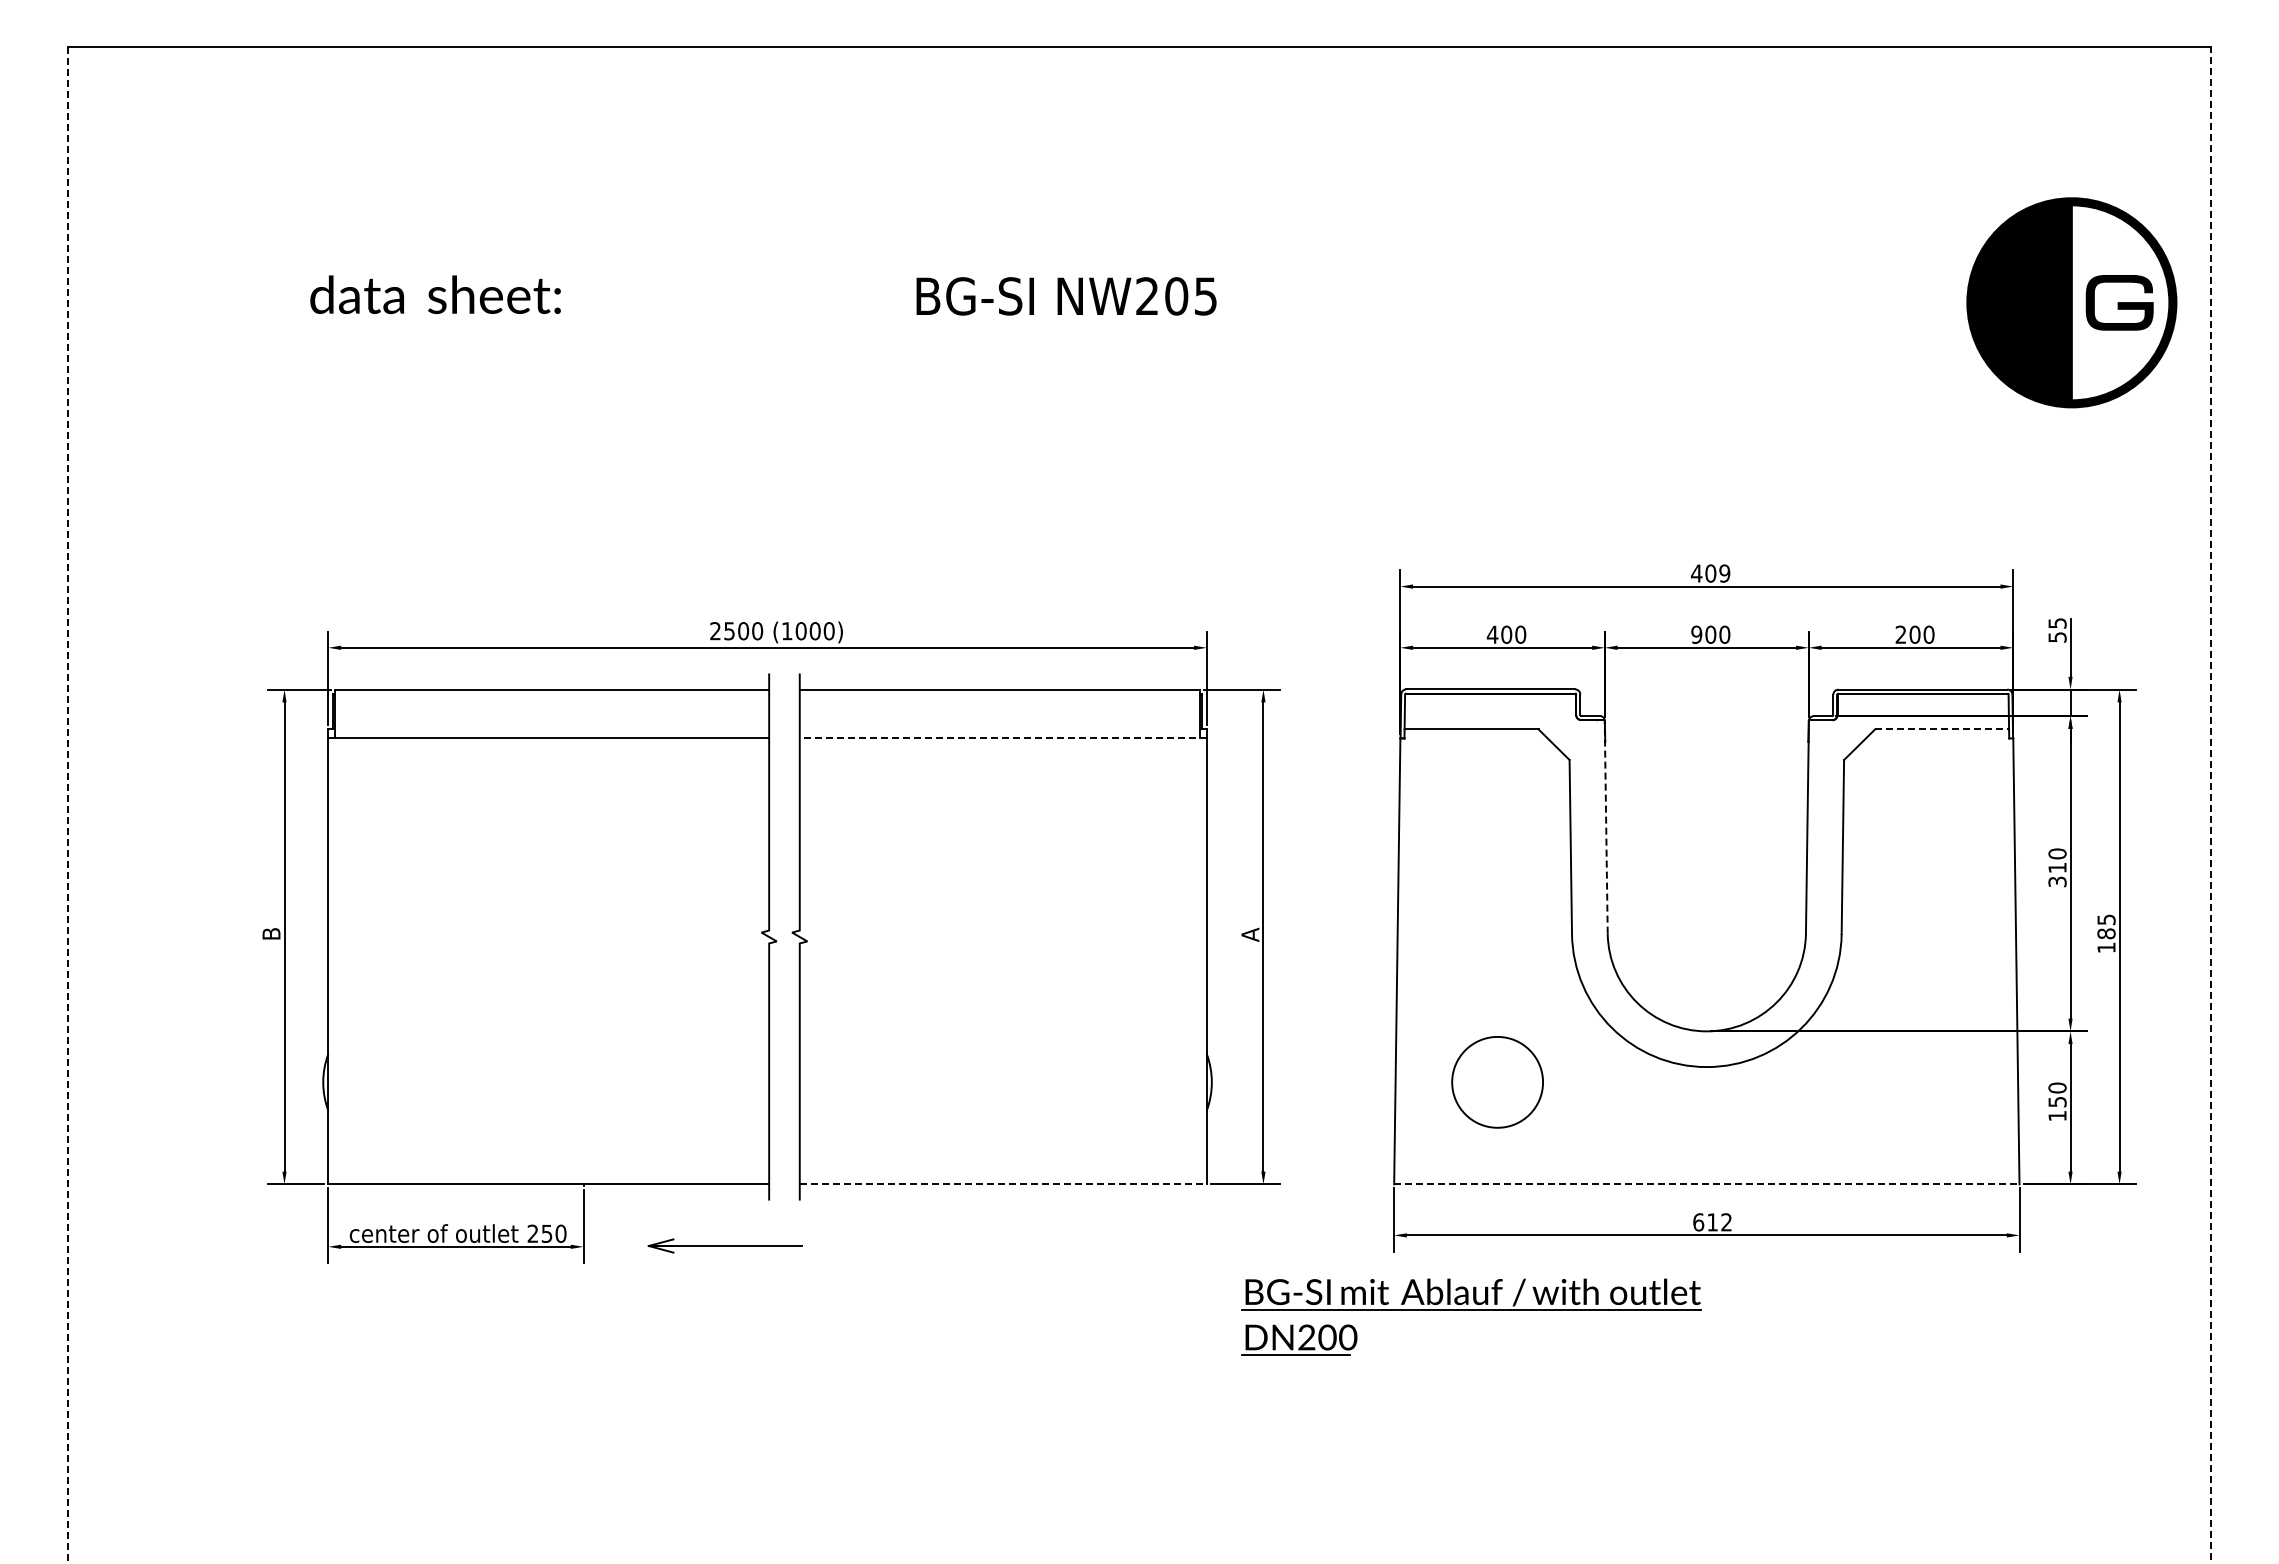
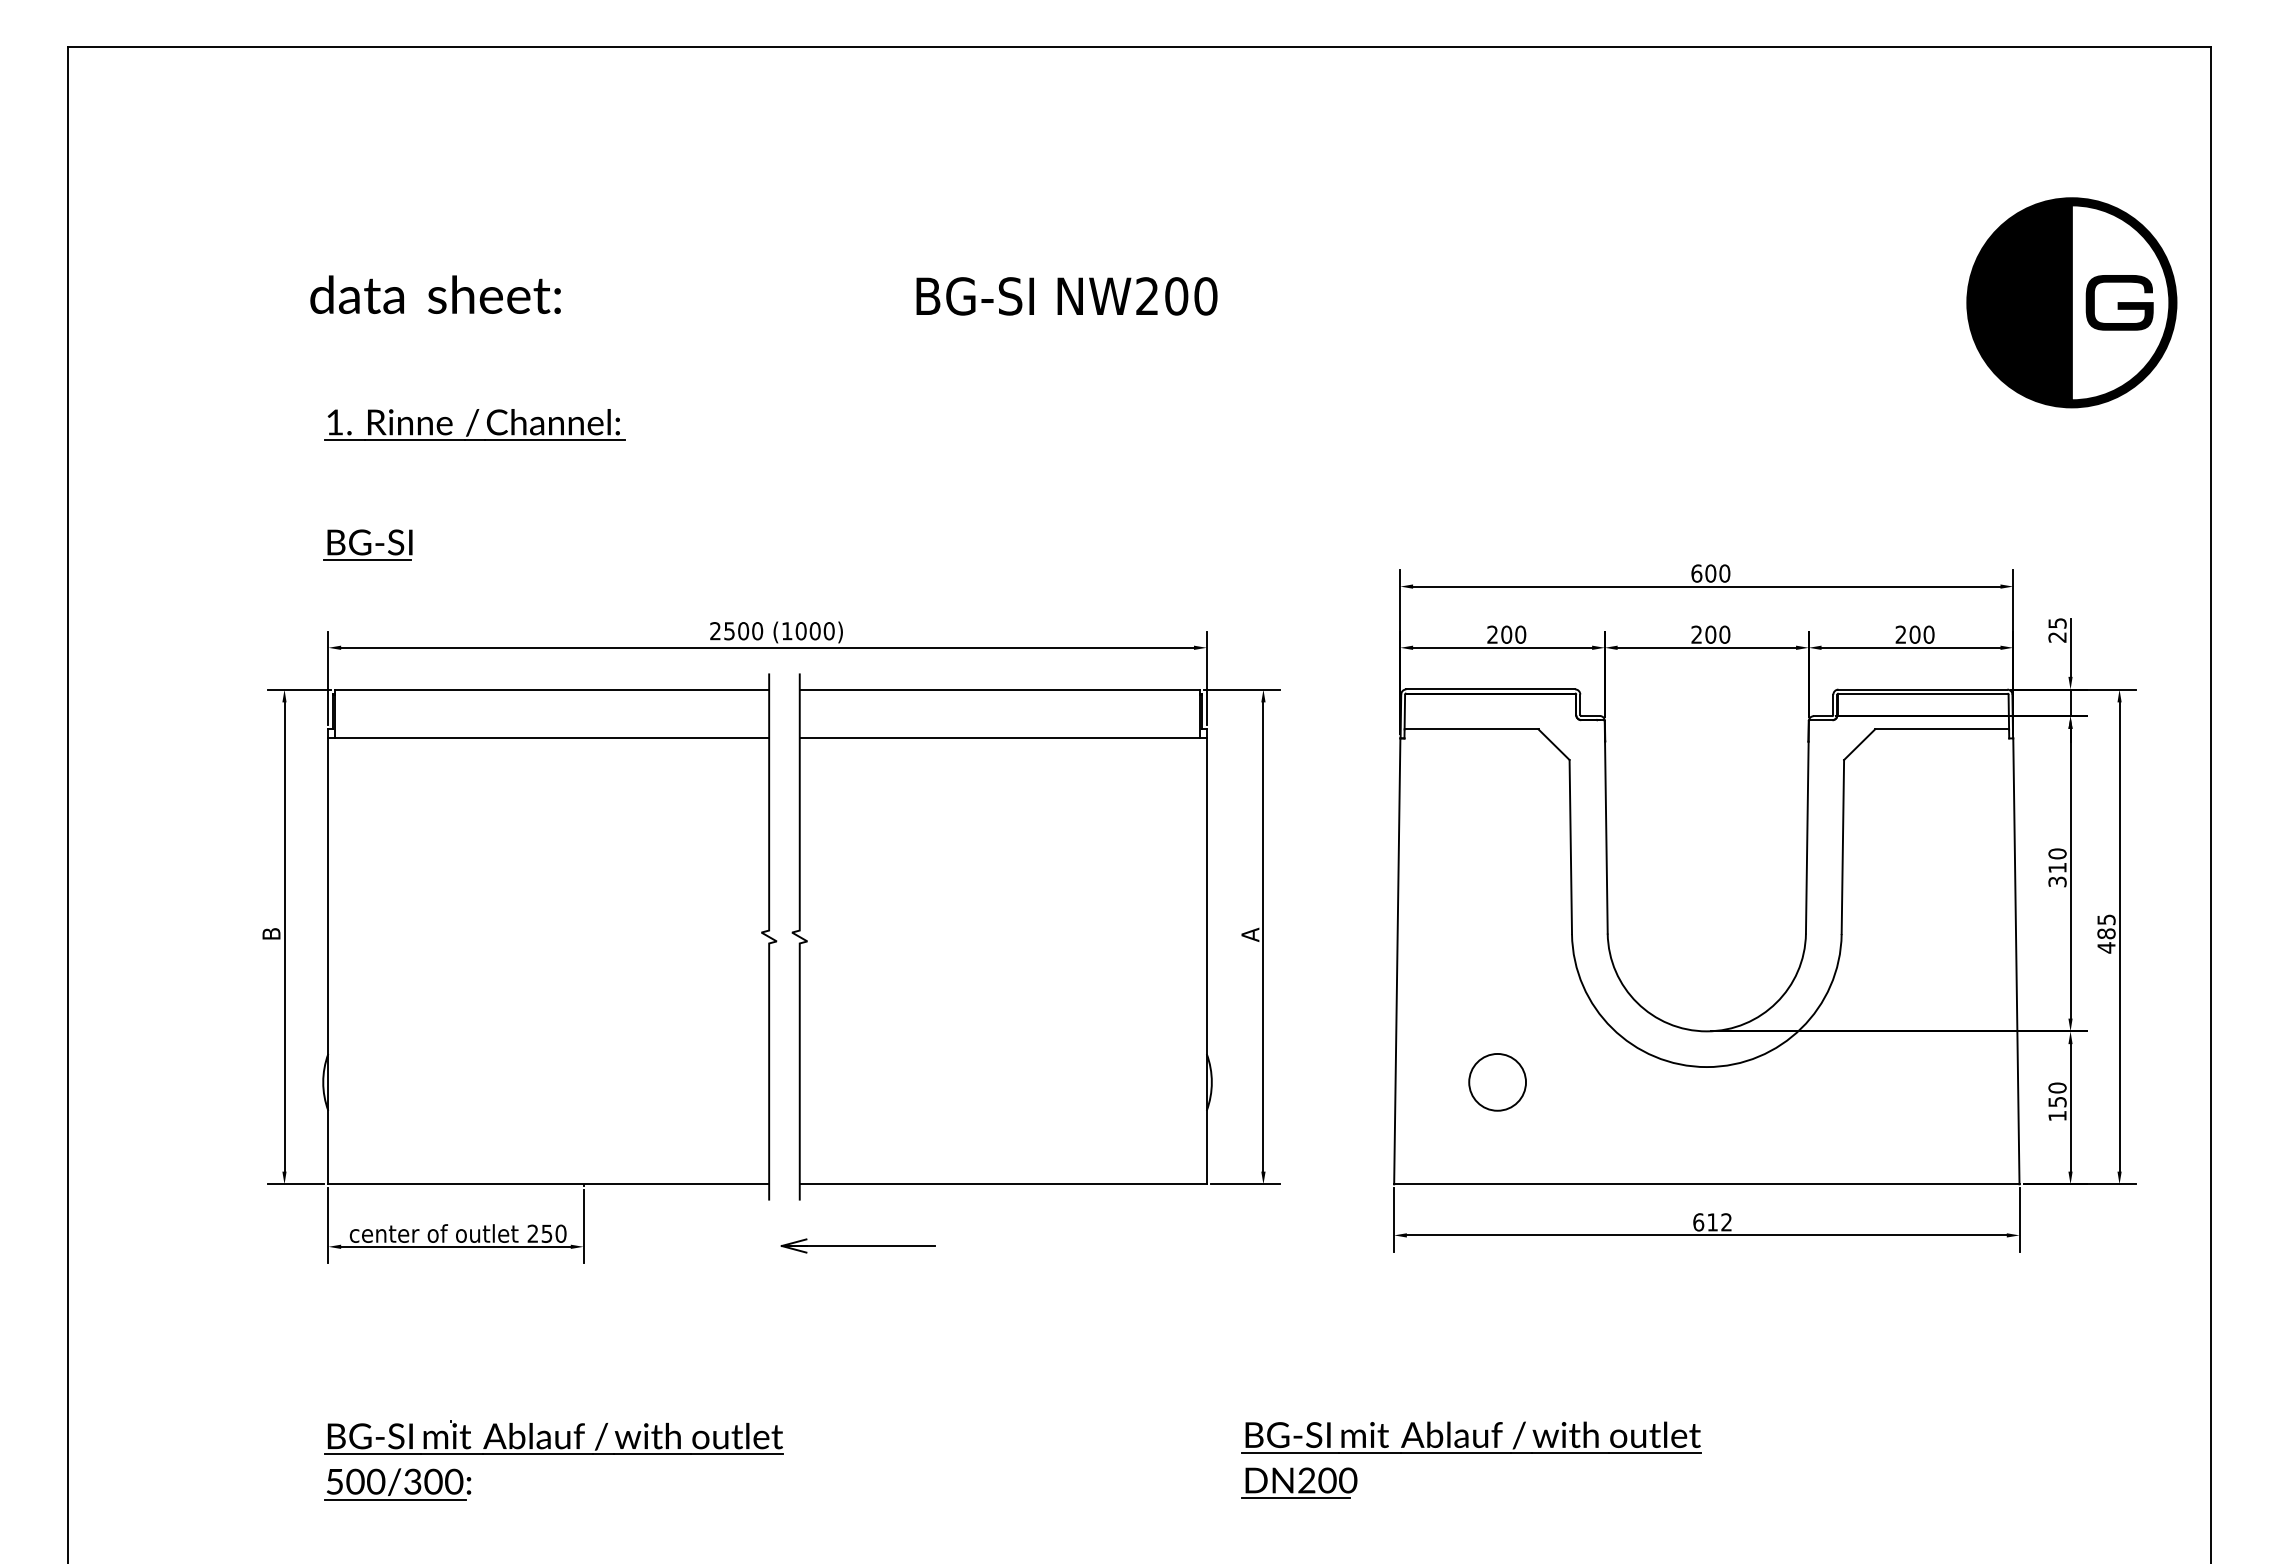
text: NW205 -> NW200 (1205, 296)
part: none -> present (474, 424)
part: none -> present (367, 544)
text: 409 -> 600 (1710, 573)
text: 400 -> 200 (1492, 634)
text: 900 -> 200 (1696, 634)
text: 55 -> 25 (2057, 637)
line: dashed -> solid (1942, 729)
line: dashed -> solid (1002, 738)
line: dashed -> solid (2210, 804)
line: dashed -> solid (68, 805)
line: dashed -> solid (1606, 826)
text: 185 -> 485 (2106, 947)
circle diameter: 91 px -> 57 px (1497, 1081)
line: dashed -> solid (1003, 1184)
line: dashed -> solid (1706, 1184)
part position: (724, 1245) -> (857, 1245) (857, 1245)
part position: (1471, 1316) -> (1471, 1459) (1471, 1459)
part: none -> present (553, 1460)
